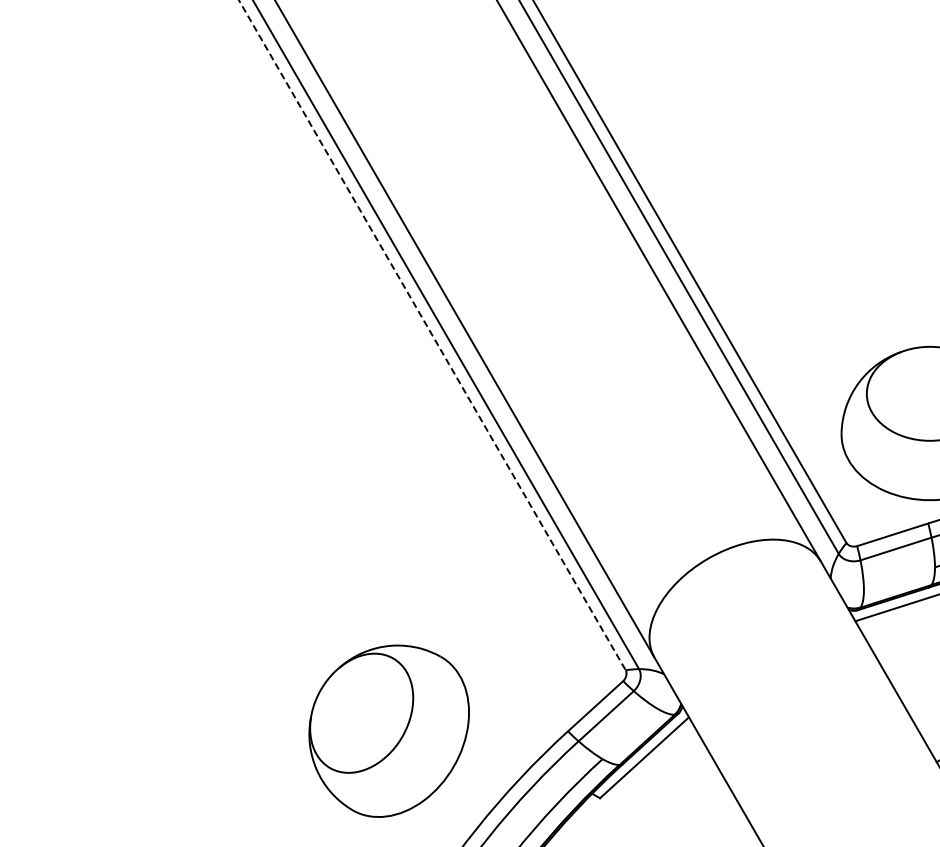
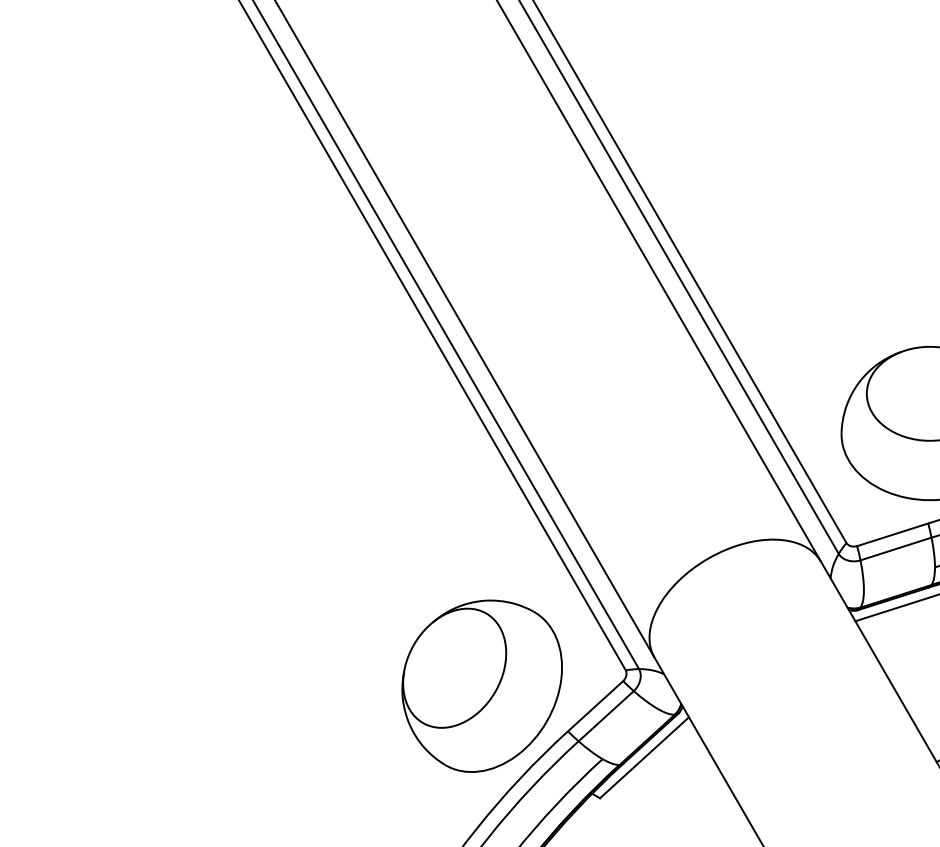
line: dashed -> solid (432, 335)
part position: (388, 730) -> (481, 685) (481, 685)
